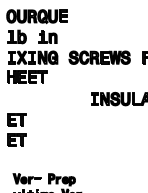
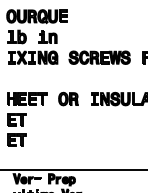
part position: (27, 76) -> (27, 98) (27, 98)
part: none -> present (68, 98)
line: none -> present (73, 170)
